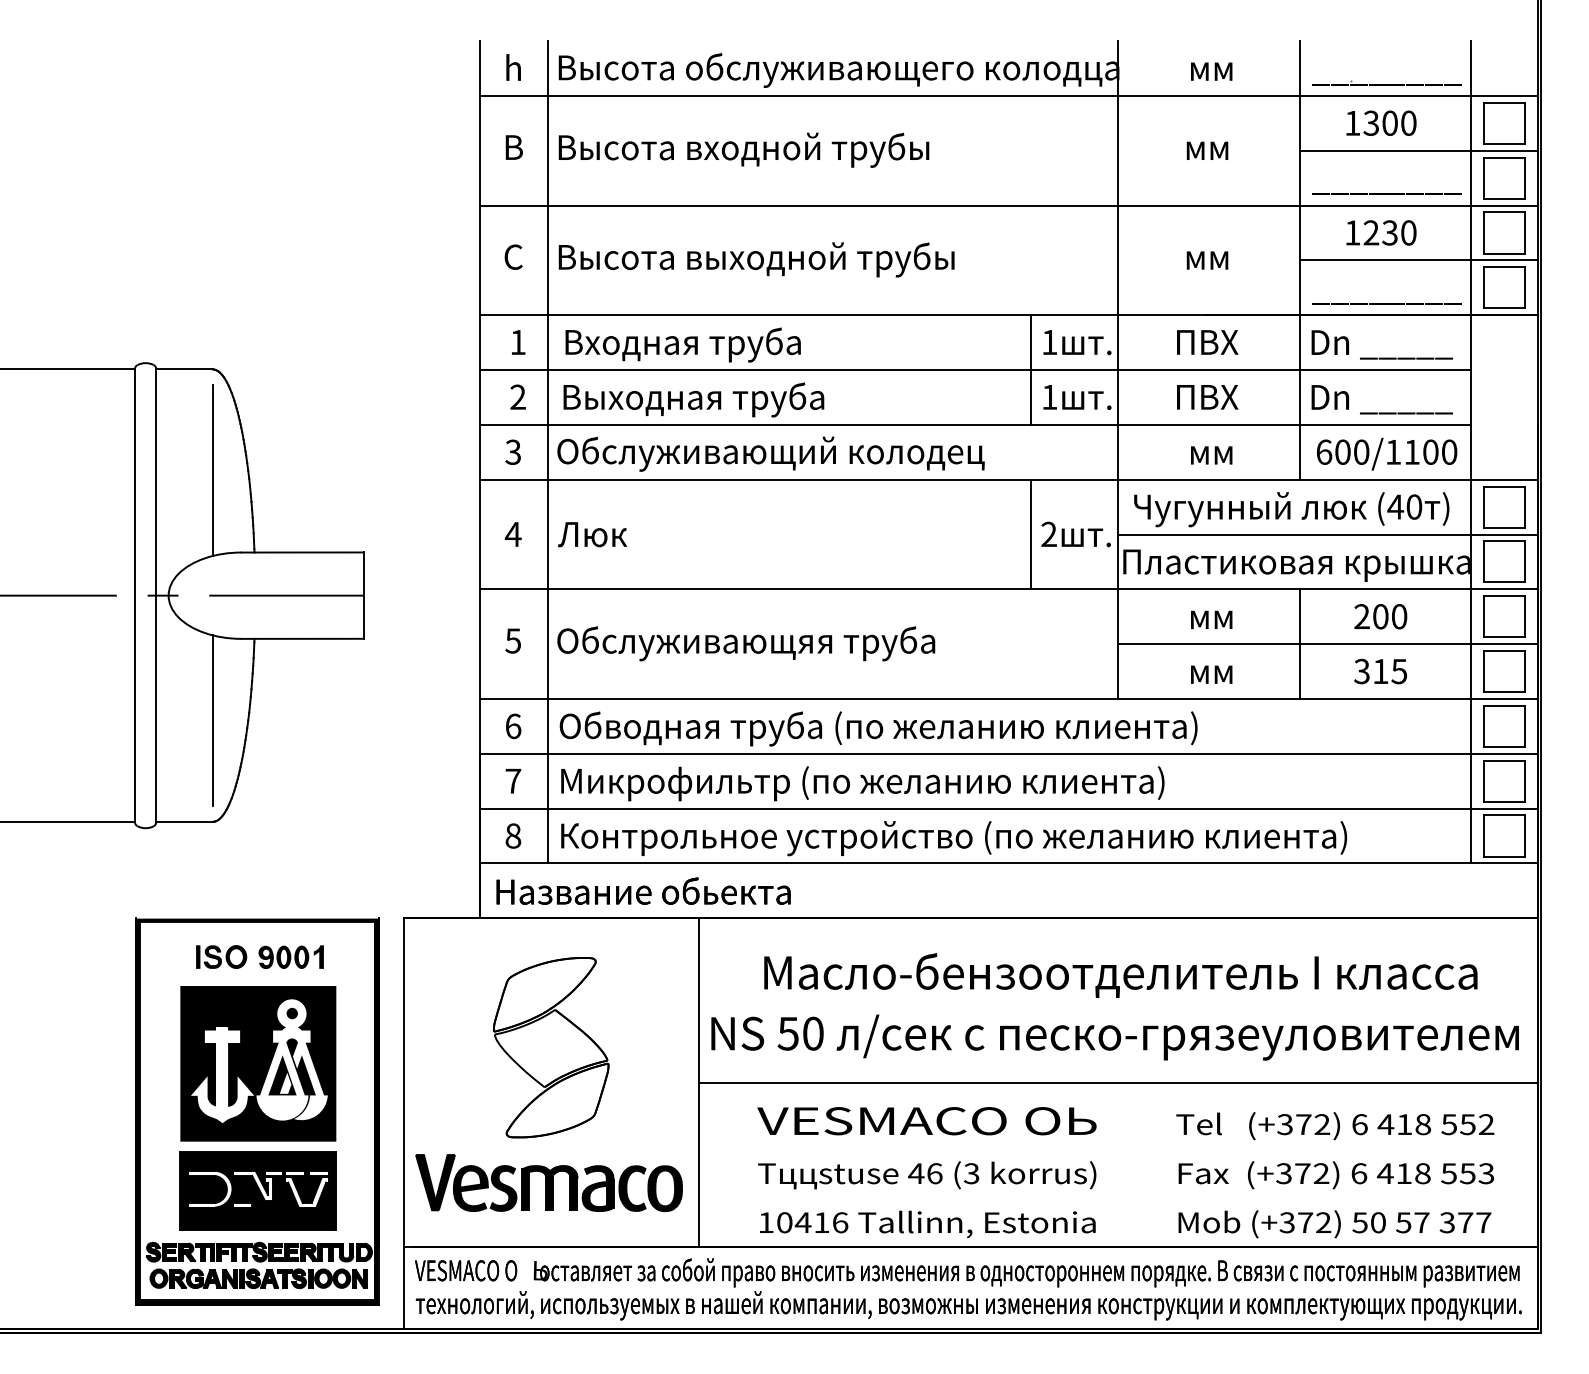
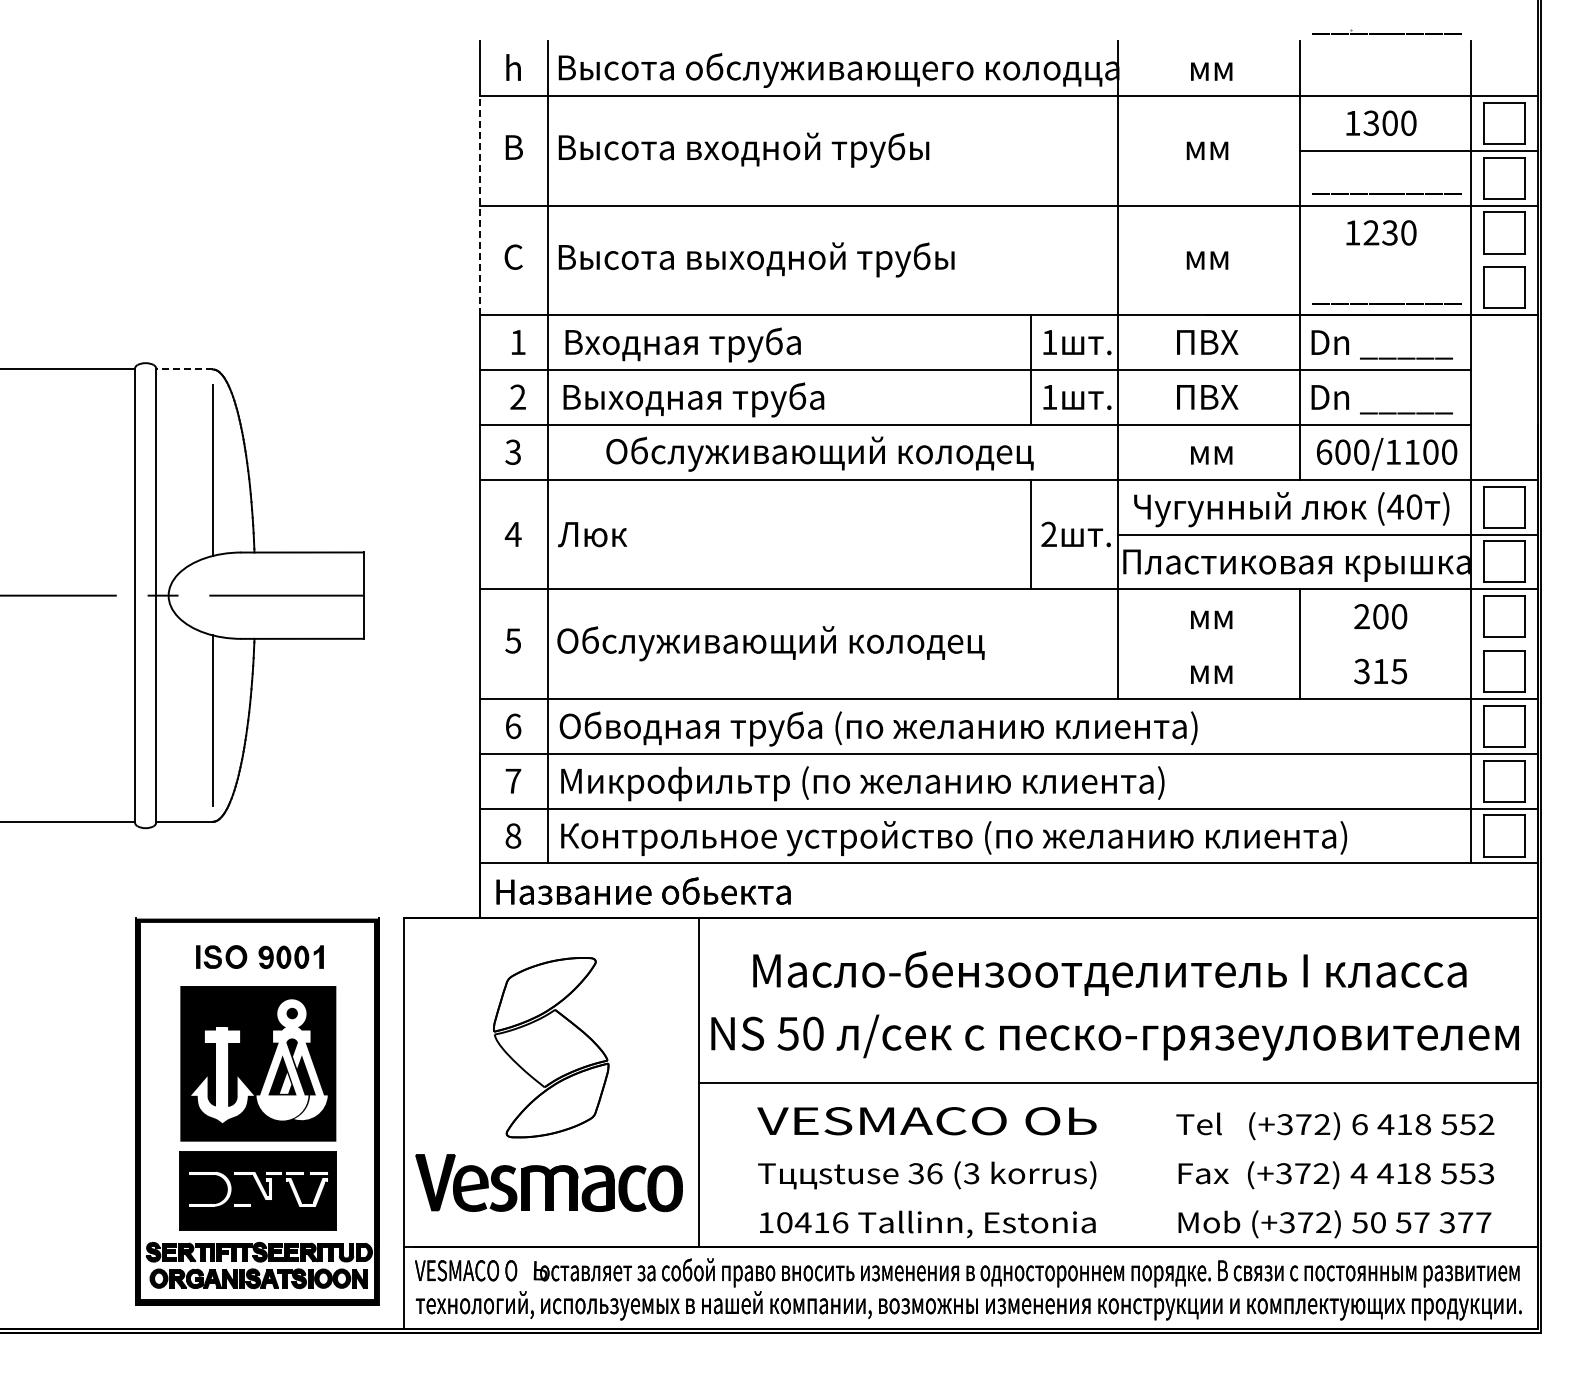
part position: (1386, 82) -> (1386, 31) (1386, 31)
line: solid -> dashed (479, 205)
line: present -> none (1418, 260)
line: solid -> dashed (184, 369)
text position: (770, 453) -> (819, 453) (819, 453)
text: Обслуживающяя труба -> Обслуживающий колодец (891, 643)
line: present -> none (1327, 644)
text position: (1120, 975) -> (1109, 973) (1109, 973)
text: 46 -> 36 (916, 1173)
text: 6 -> 4 (1358, 1173)
